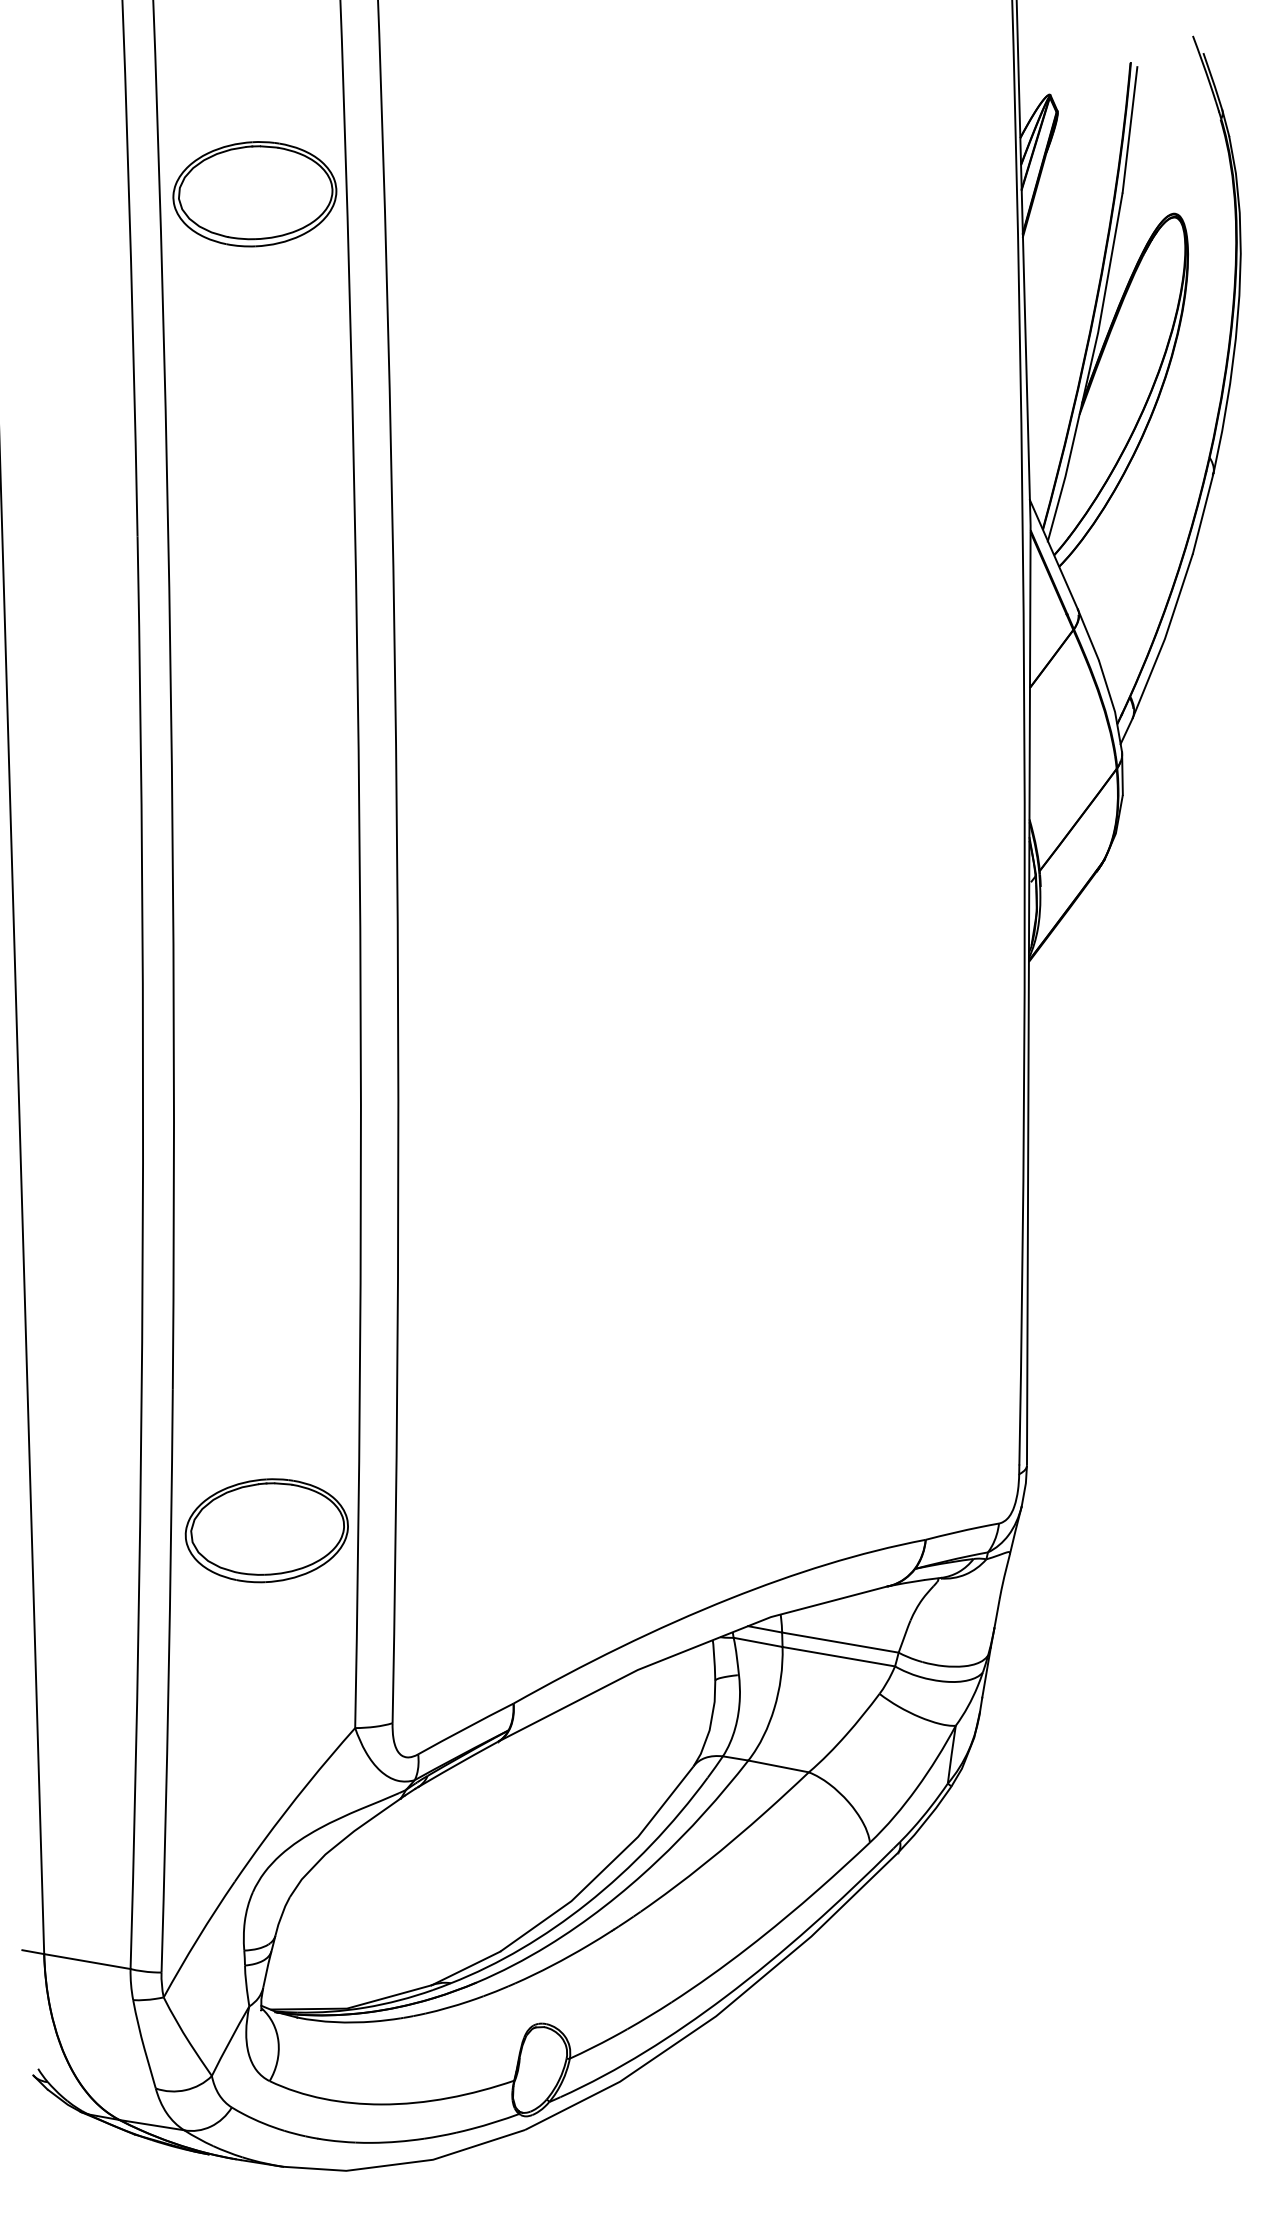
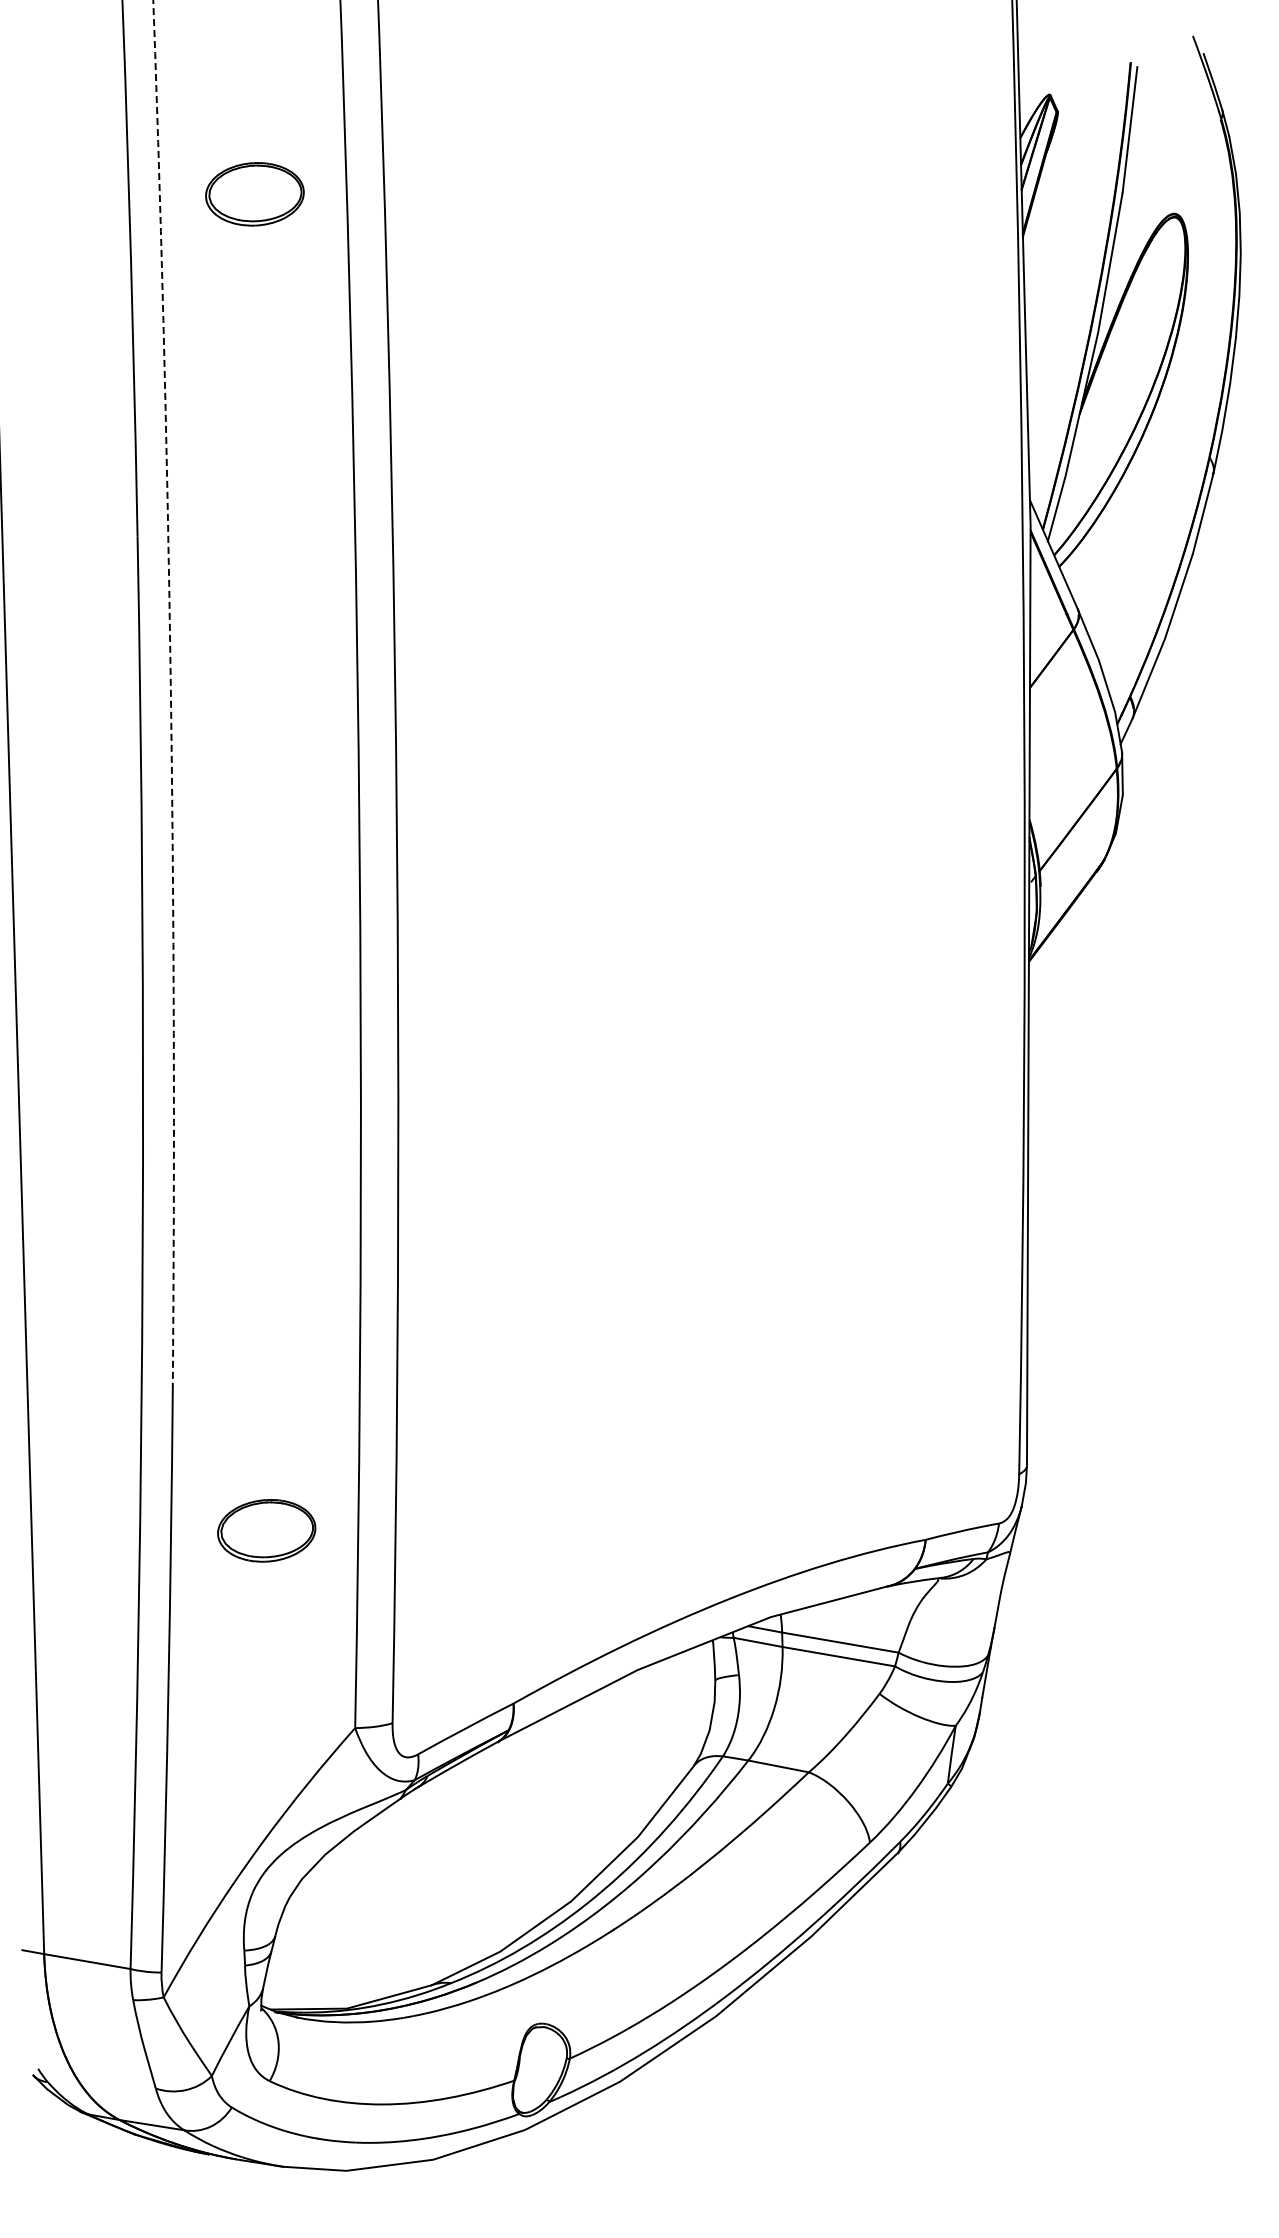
part size: 166x107 px -> 100x65 px (254, 194)
arc: solid -> dashed (170, 693)
part size: 165x106 px -> 100x64 px (266, 1530)
